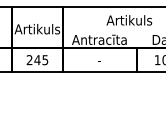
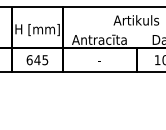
text position: (129, 20) -> (136, 20) (136, 20)
text: Artikuls -> H [mm] (37, 30)
text: 245 -> 645 (29, 60)
